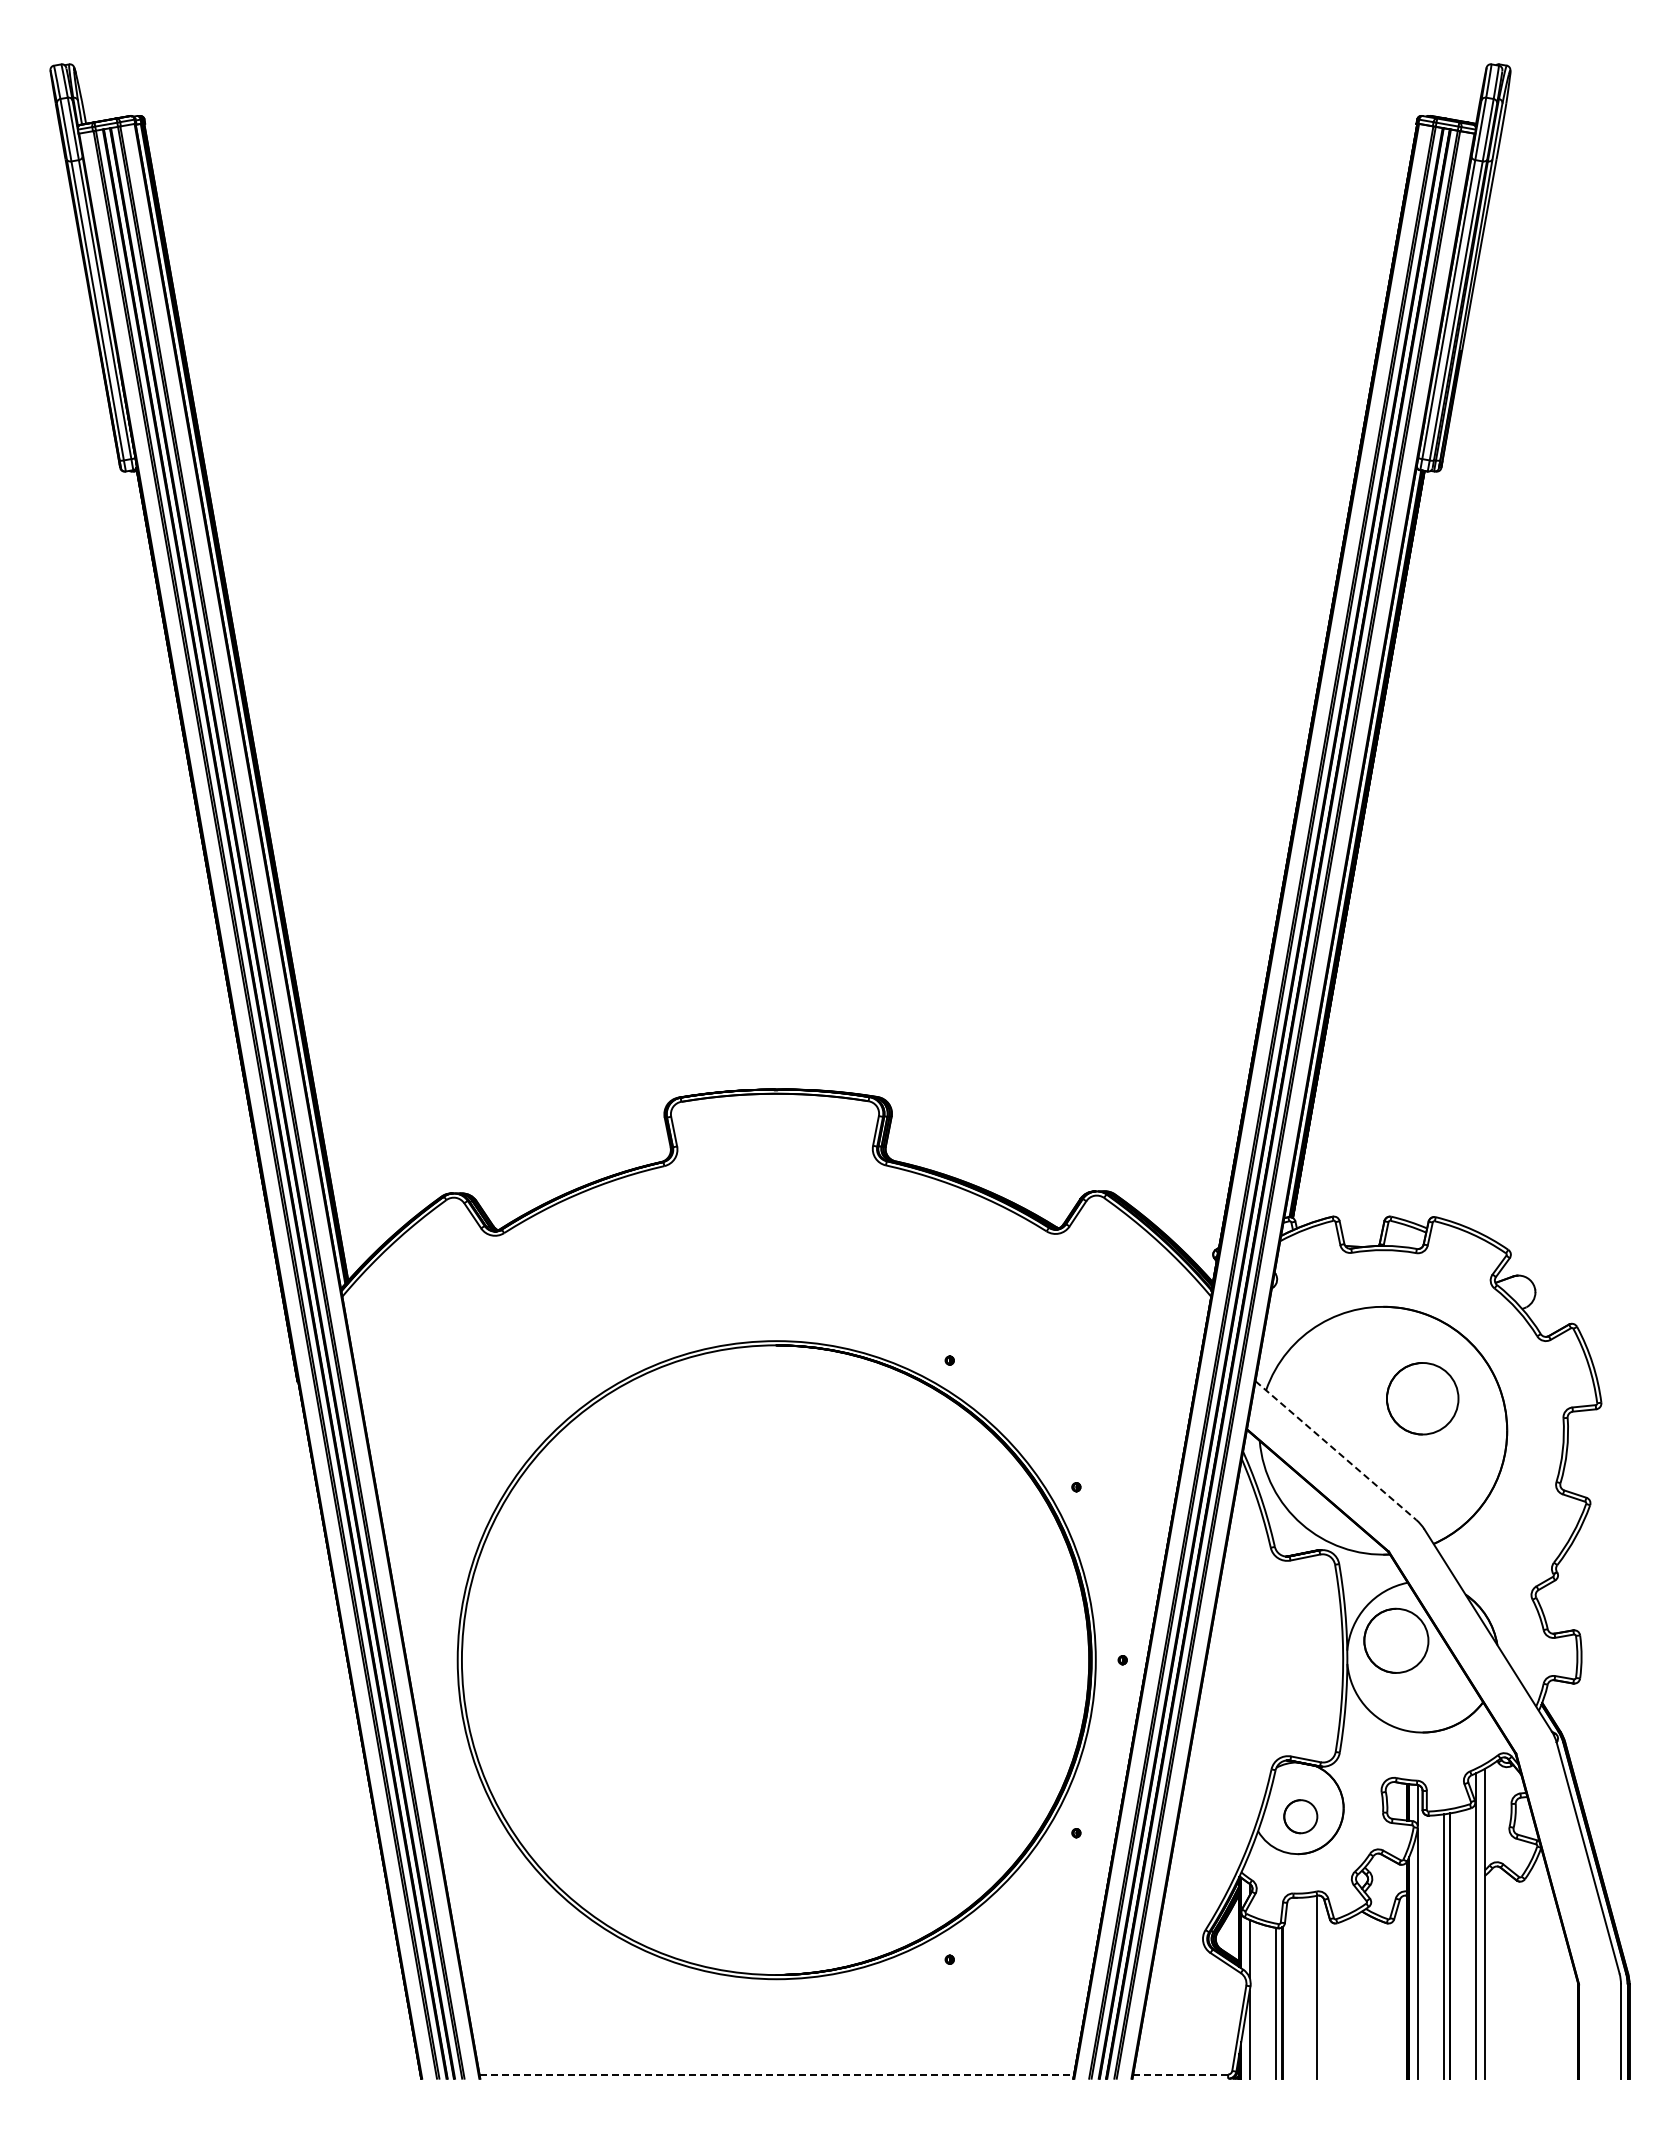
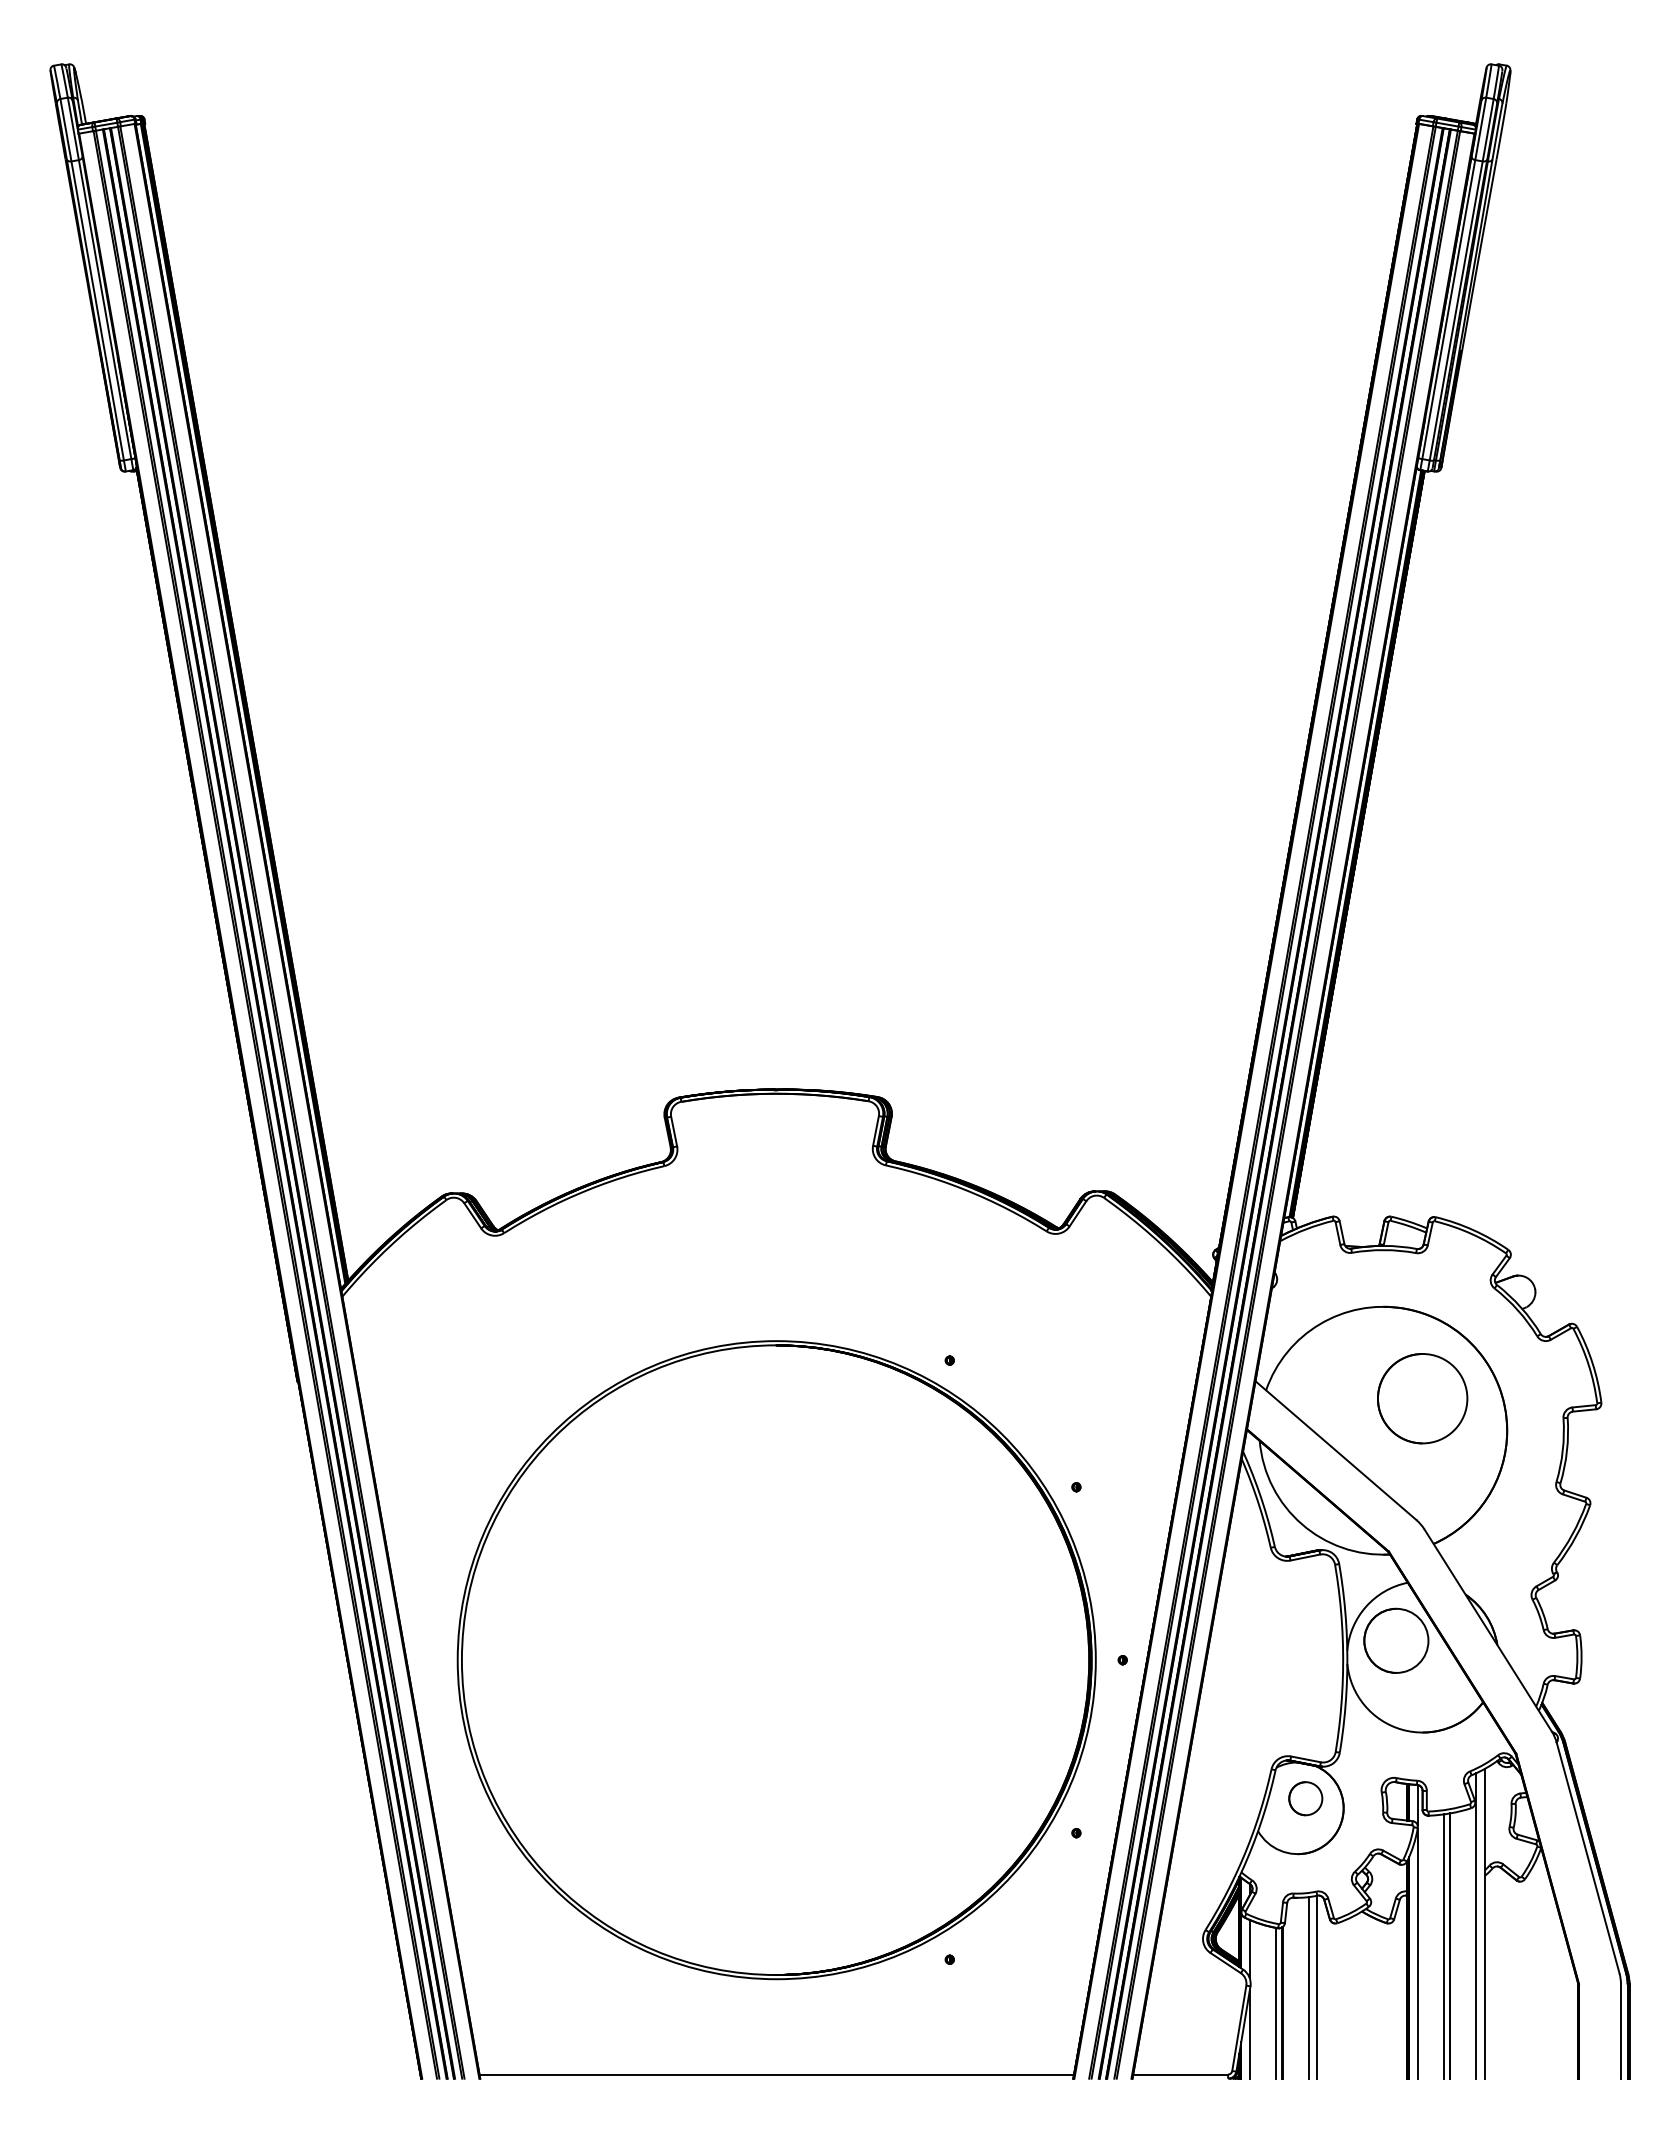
circle size: 74x74 px -> 92x92 px (1422, 1398)
line: dashed -> solid (1336, 1450)
circle position: (1300, 1816) -> (1305, 1798) (1305, 1798)
line: none -> present (1308, 1987)
line: dashed -> solid (777, 2074)
line: dashed -> solid (1181, 2074)
